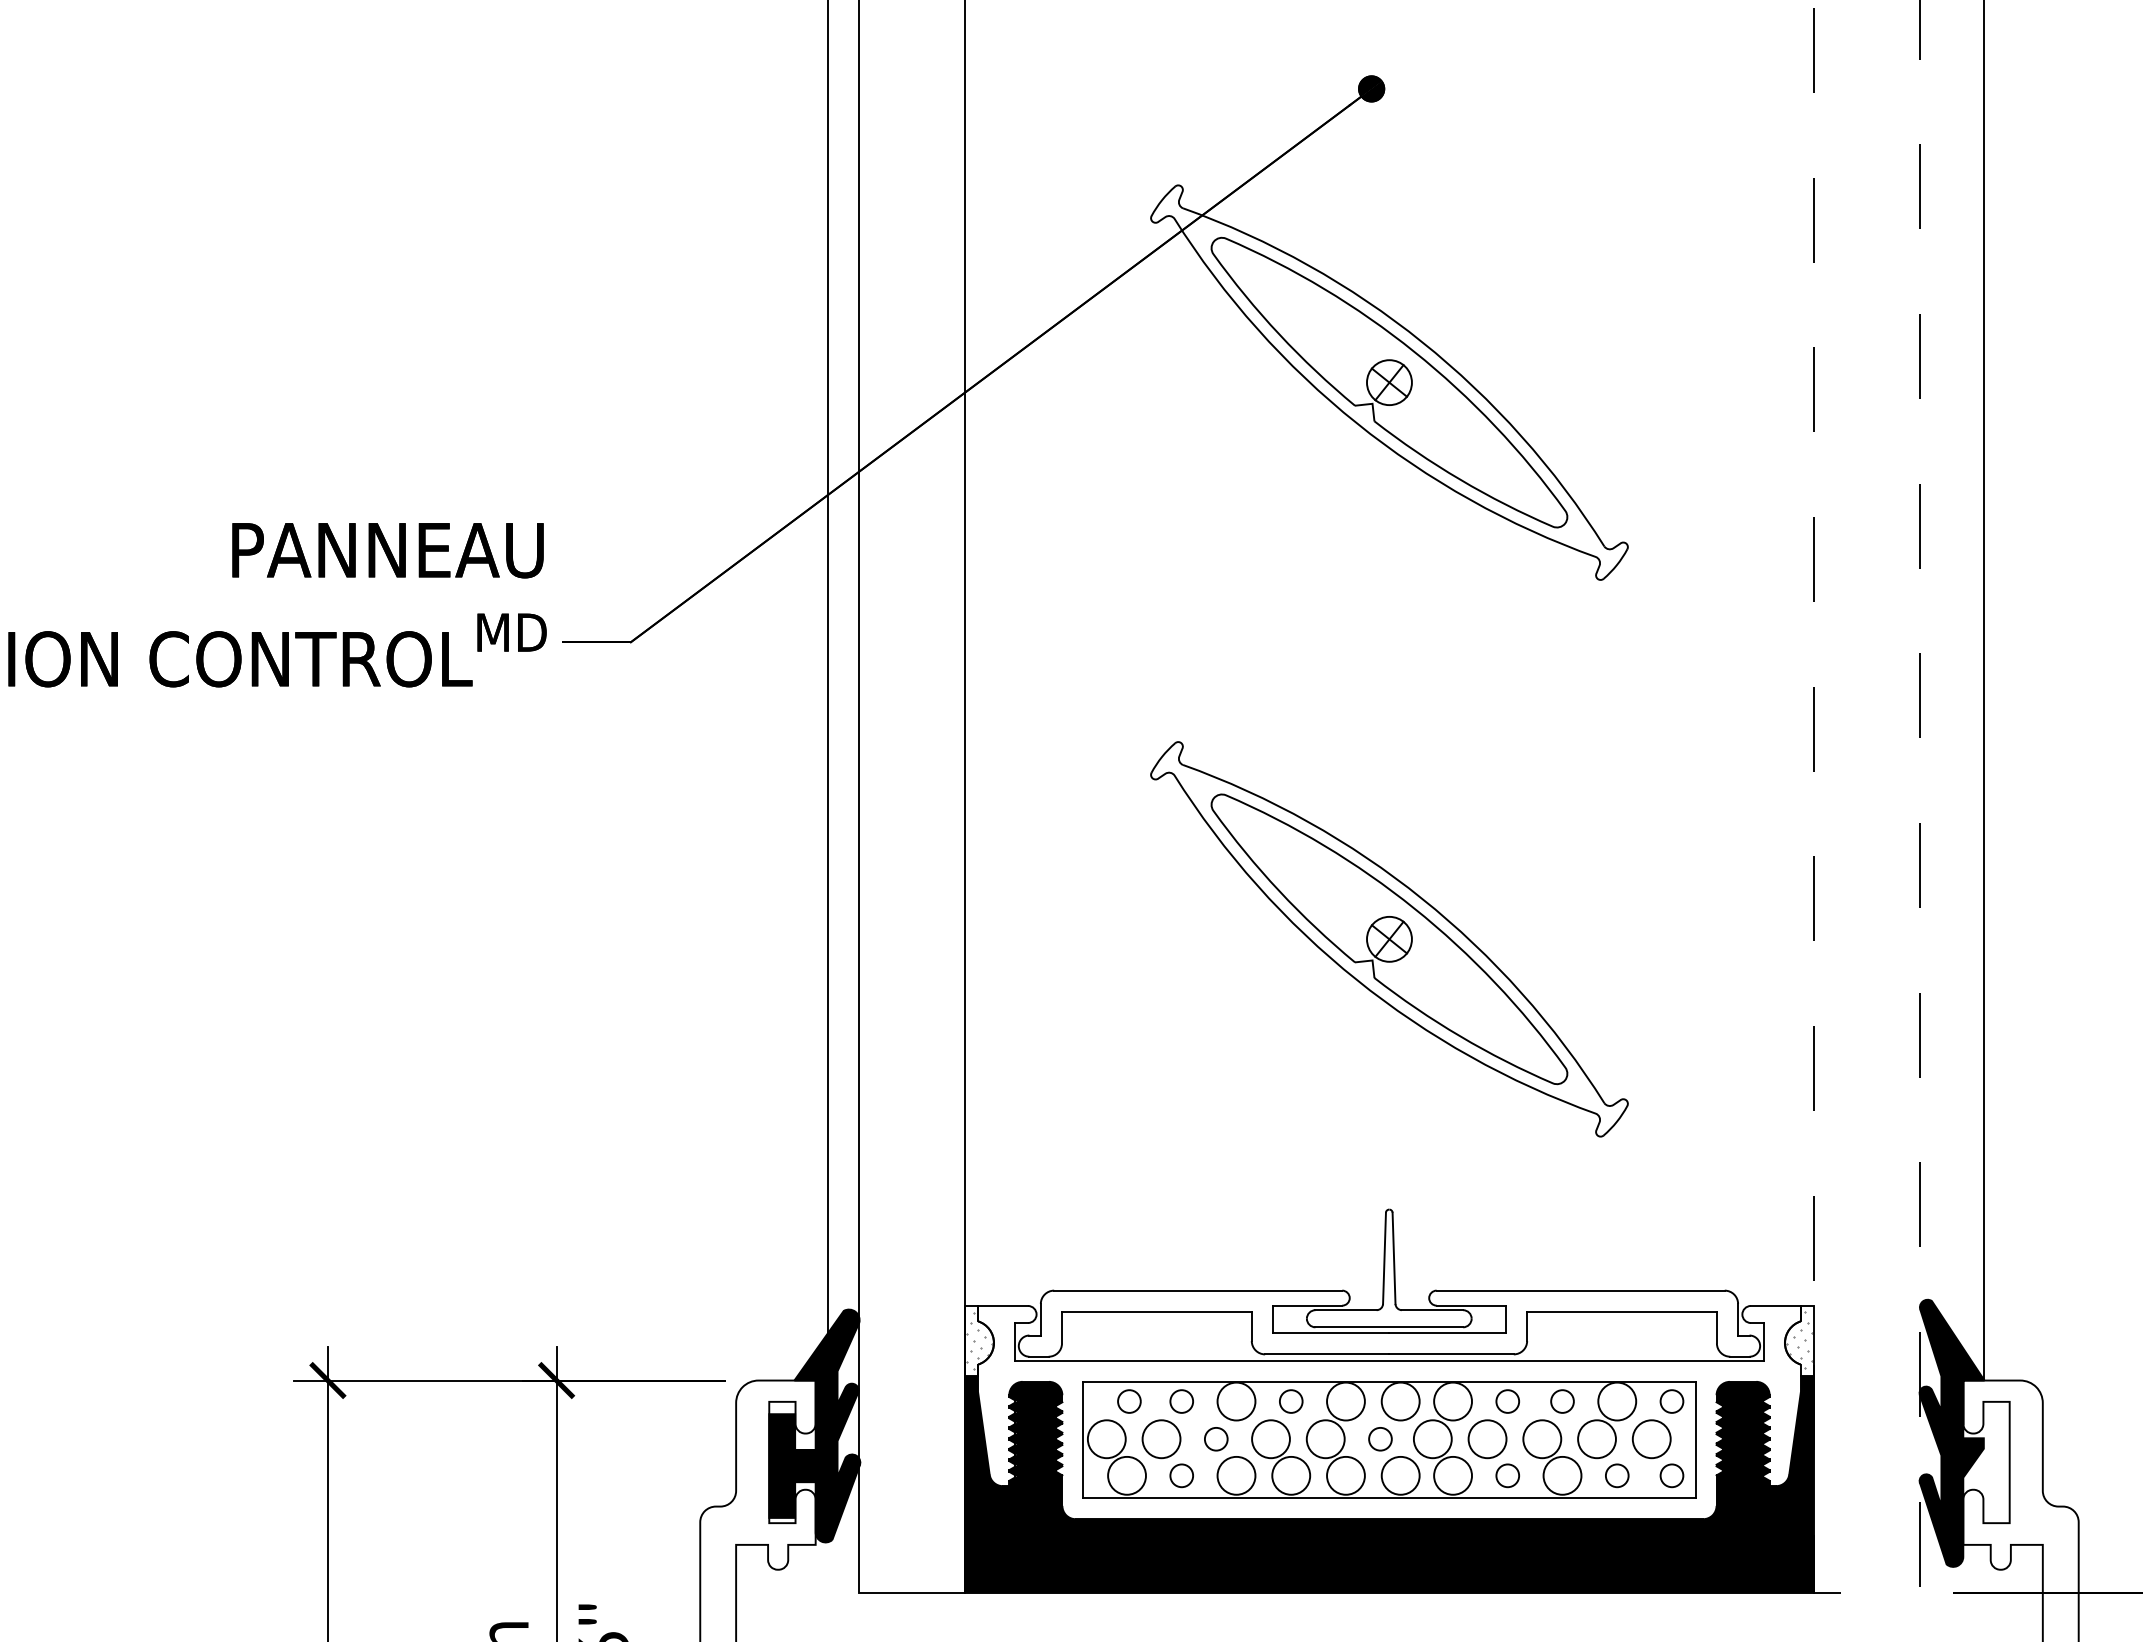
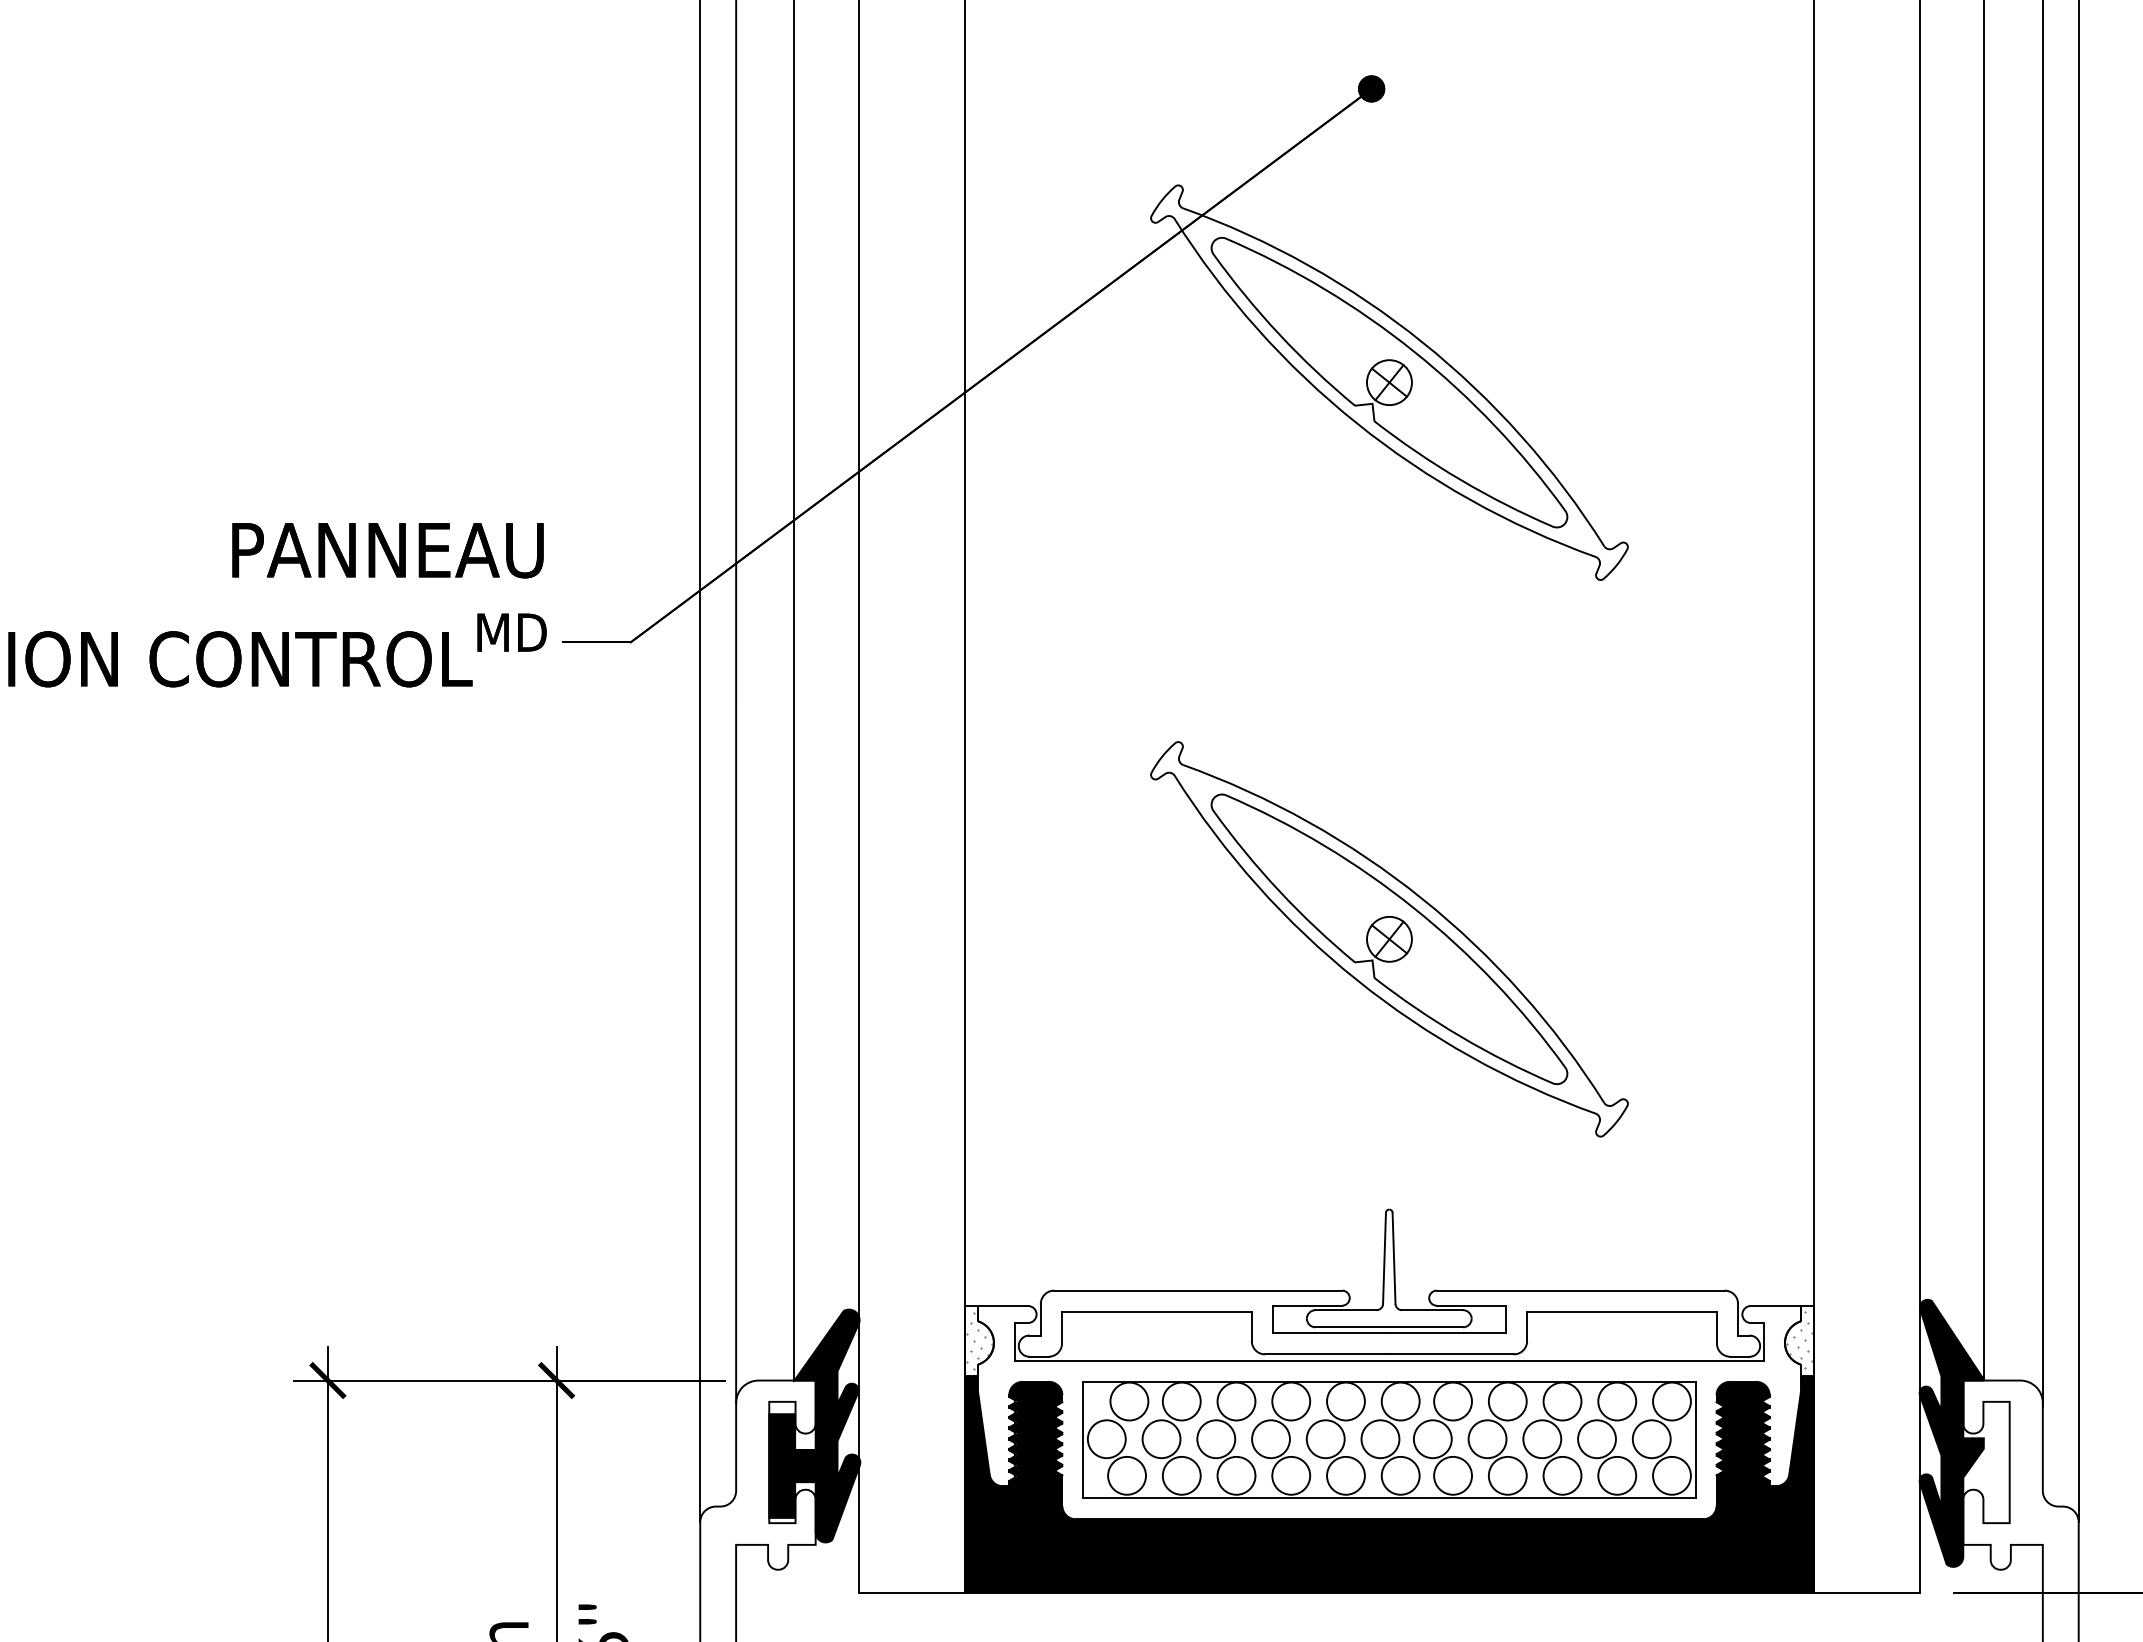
line position: (828, 691) -> (794, 691) (794, 691)
line: none -> present (736, 702)
line: none -> present (2042, 704)
line: none -> present (700, 762)
line: none -> present (2078, 762)
circle diameter: 23 px -> 38 px (1129, 1401)
circle diameter: 23 px -> 38 px (1181, 1401)
circle diameter: 23 px -> 38 px (1291, 1401)
circle diameter: 23 px -> 38 px (1507, 1401)
circle diameter: 23 px -> 38 px (1562, 1401)
circle diameter: 23 px -> 38 px (1671, 1401)
circle diameter: 23 px -> 38 px (1216, 1439)
circle diameter: 23 px -> 38 px (1380, 1439)
circle diameter: 23 px -> 38 px (1181, 1475)
circle diameter: 23 px -> 38 px (1507, 1475)
circle diameter: 23 px -> 38 px (1617, 1475)
circle diameter: 23 px -> 38 px (1671, 1475)
line: dashed -> solid (1867, 1592)
